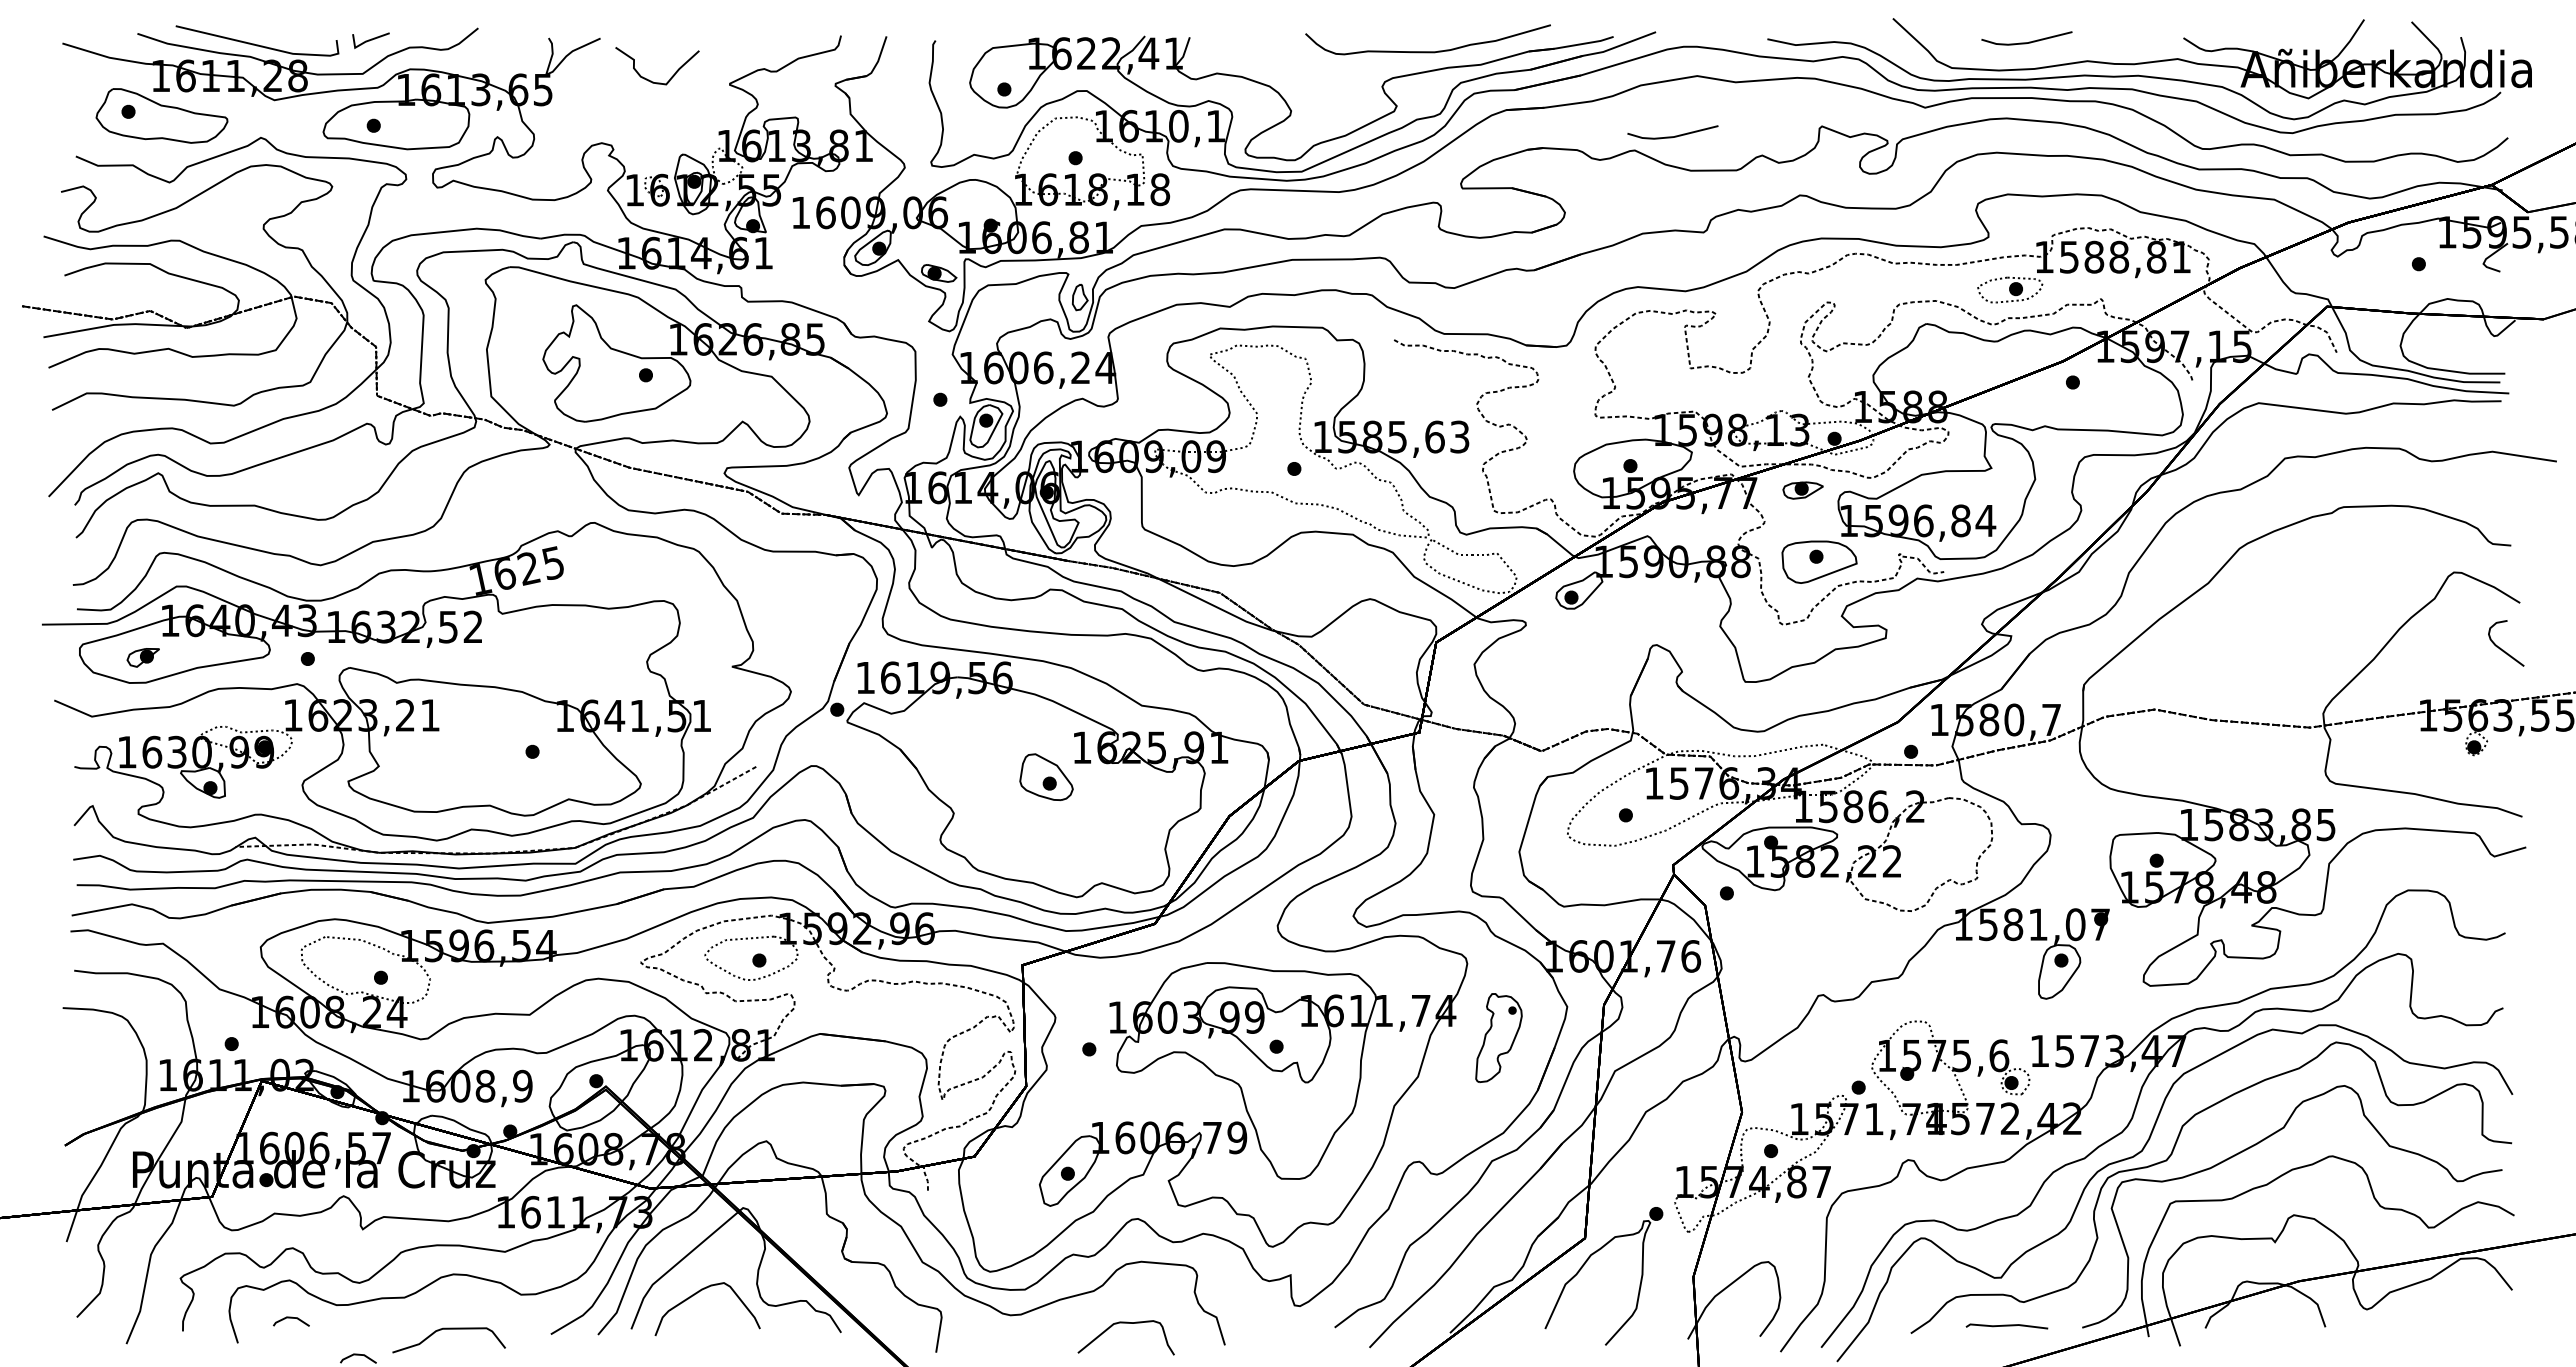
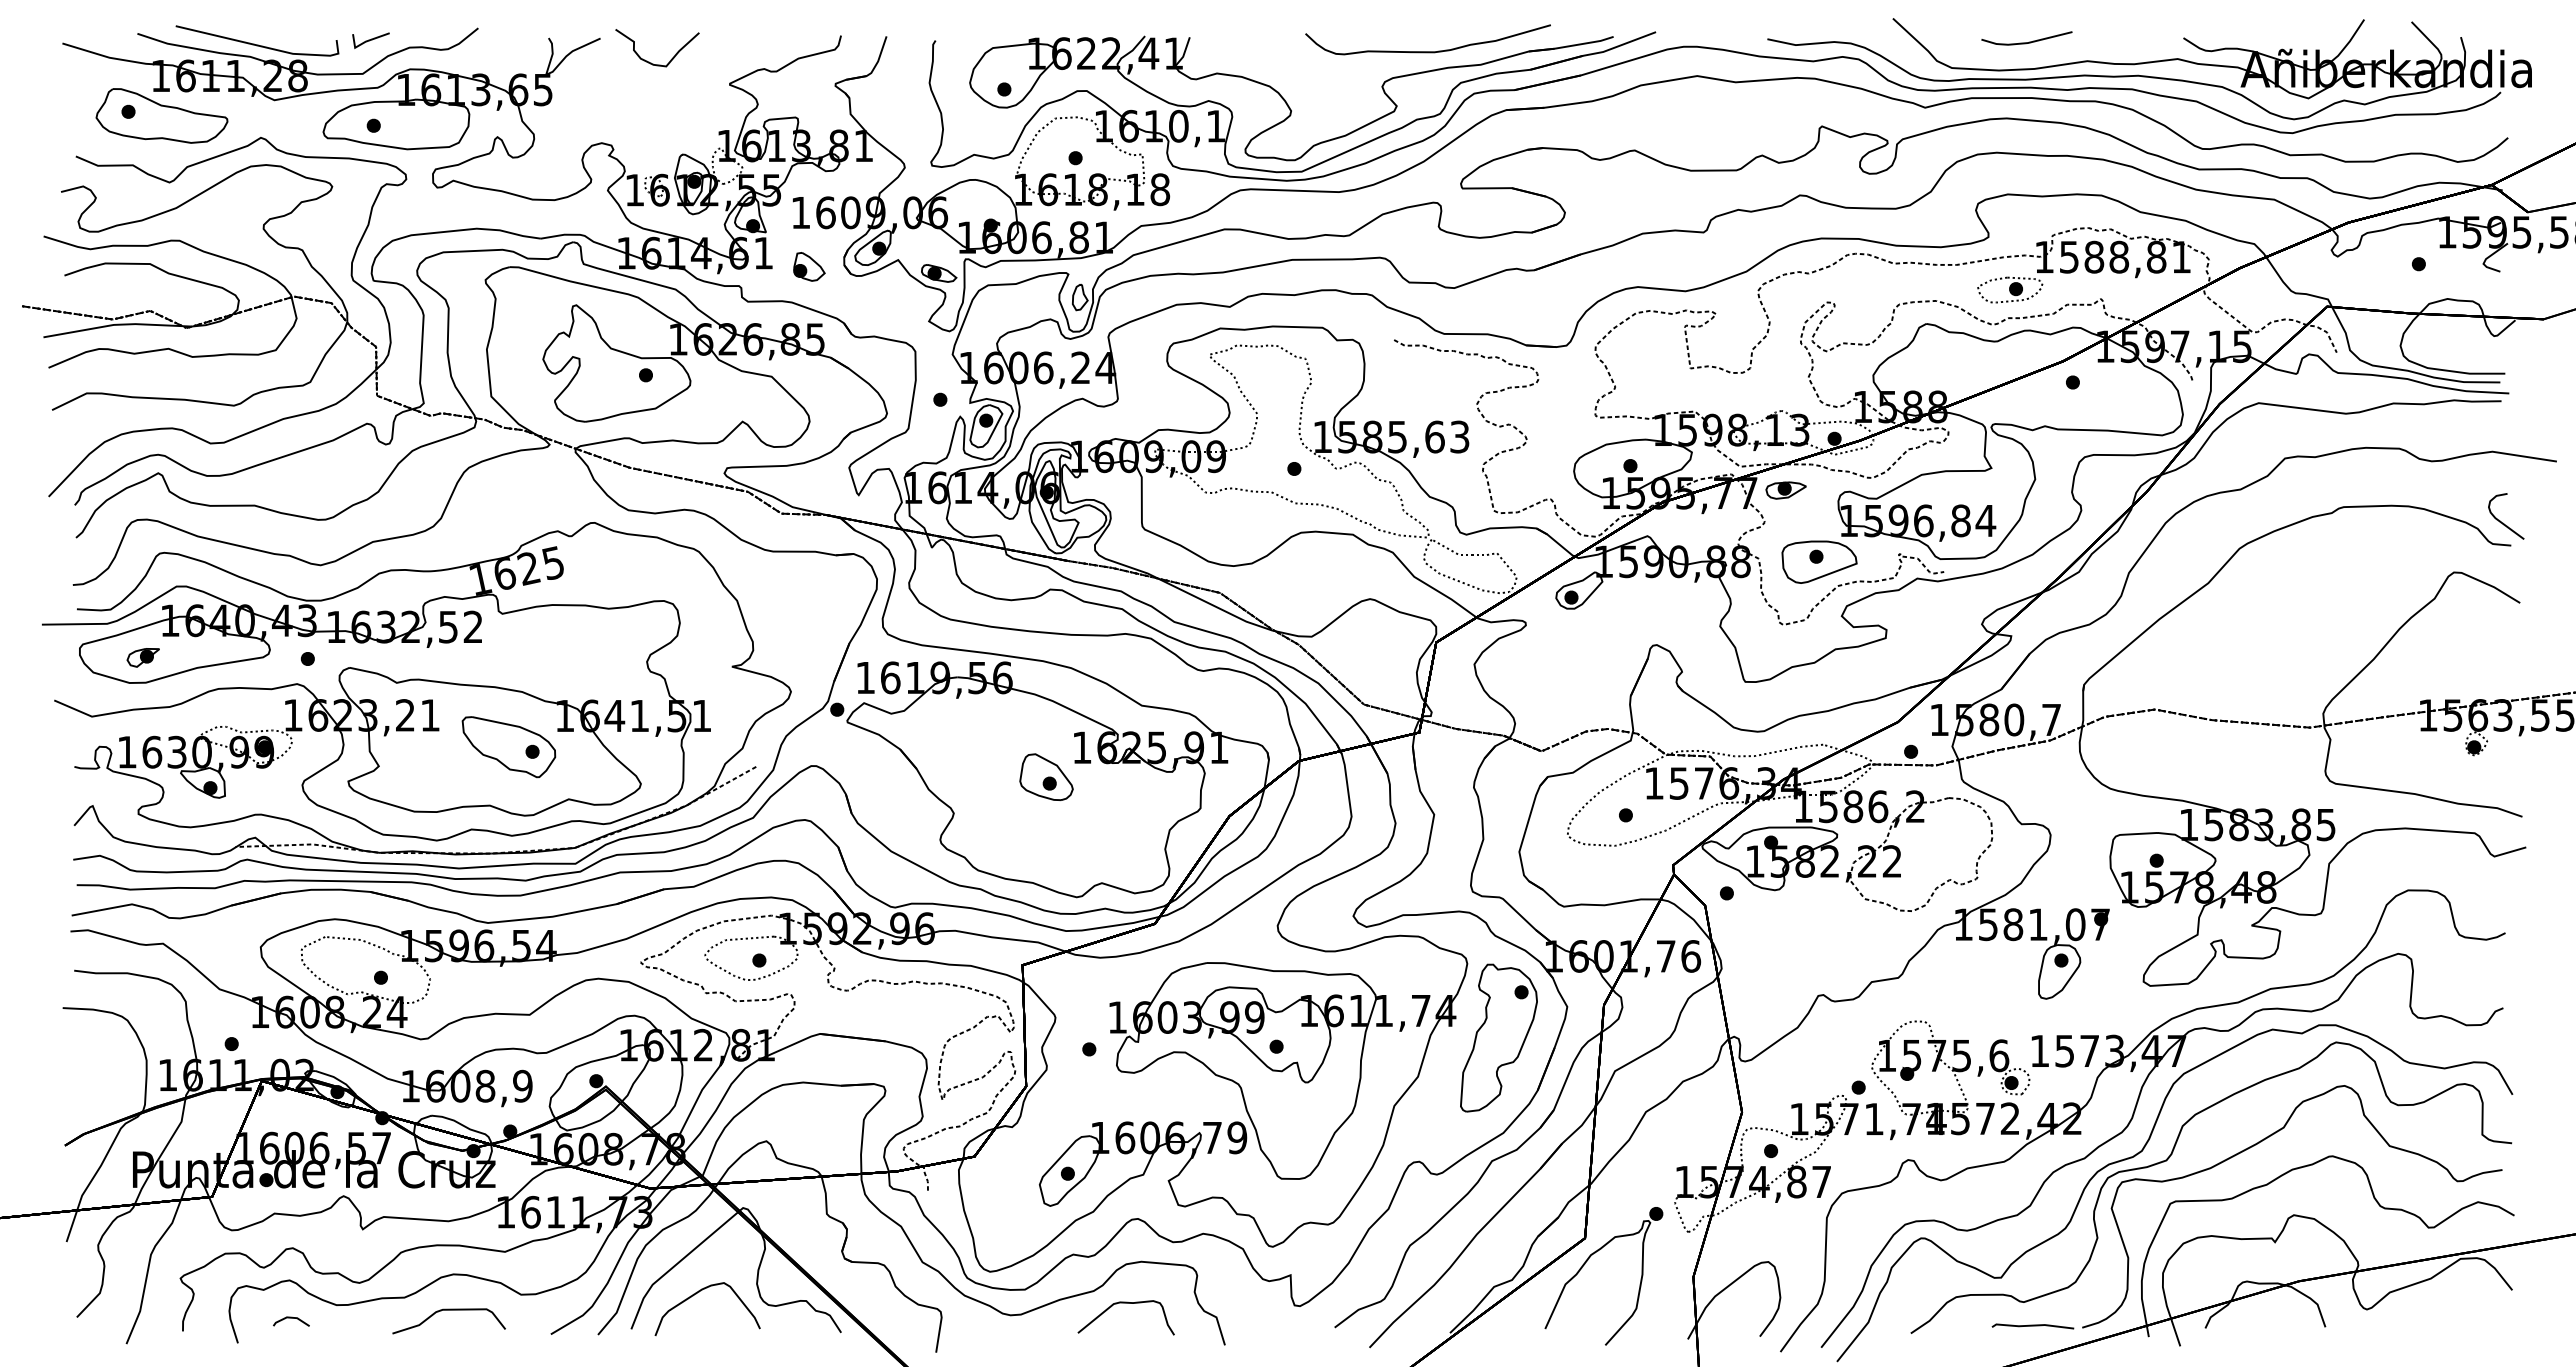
curve position: (651, 80) -> (651, 62) (651, 62)
line: present -> none (1672, 136)
part: none -> present (809, 266)
part position: (1802, 490) -> (1785, 490) (1785, 490)
curve position: (2503, 649) -> (2503, 522) (2503, 522)
part: none -> present (508, 747)
part size: 48x90 px -> 78x150 px (1498, 1037)
curve position: (1125, 1323) -> (1125, 1303) (1125, 1303)
line position: (2006, 1326) -> (2032, 1326) (2032, 1326)
curve position: (448, 1329) -> (448, 1310) (448, 1310)
line: present -> none (358, 1355)
